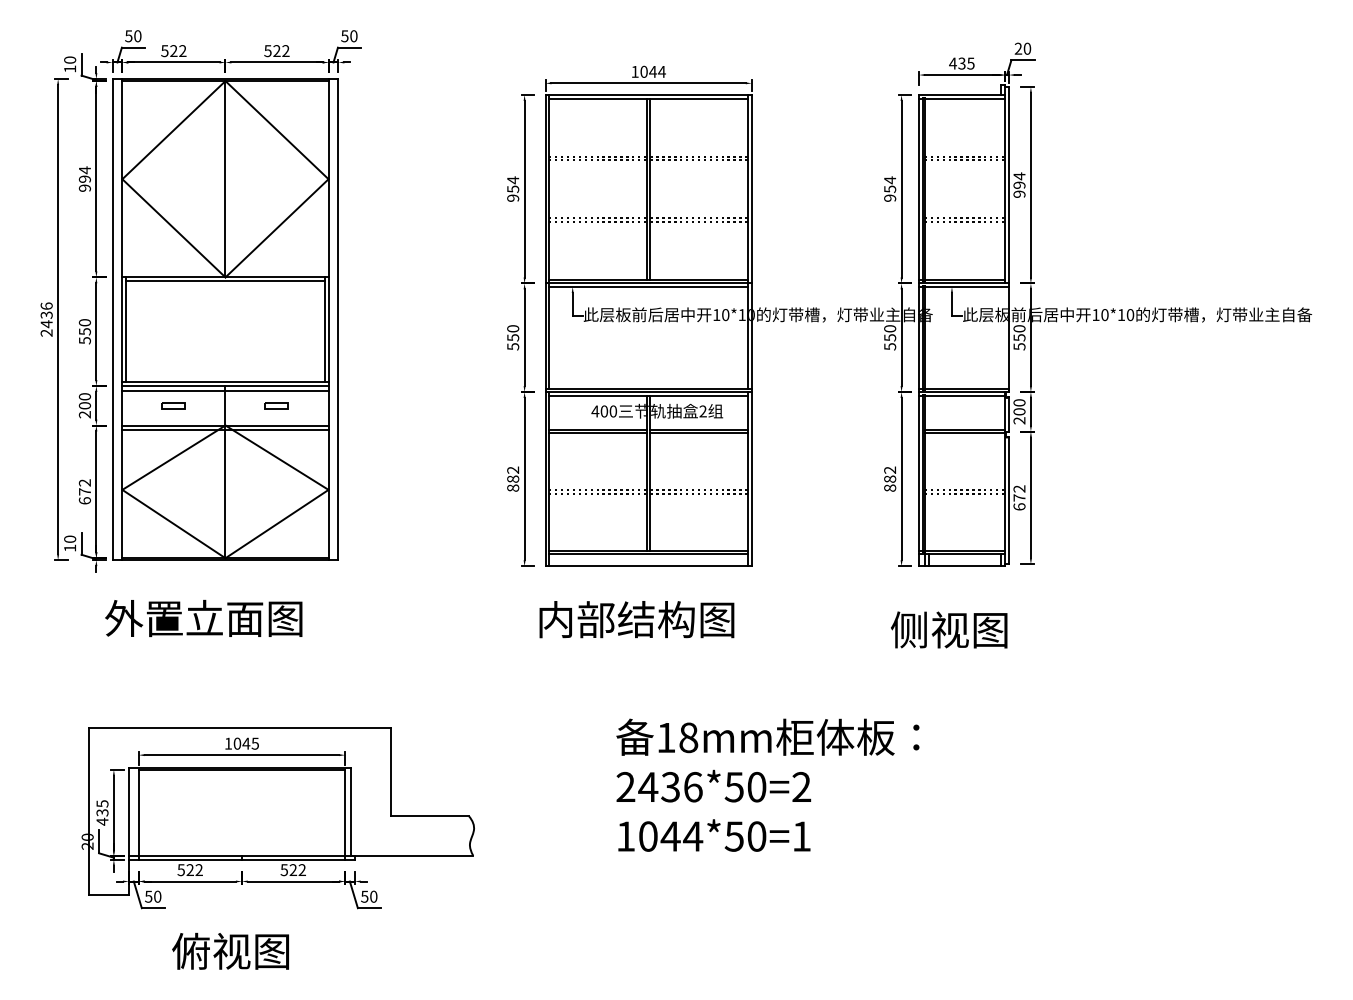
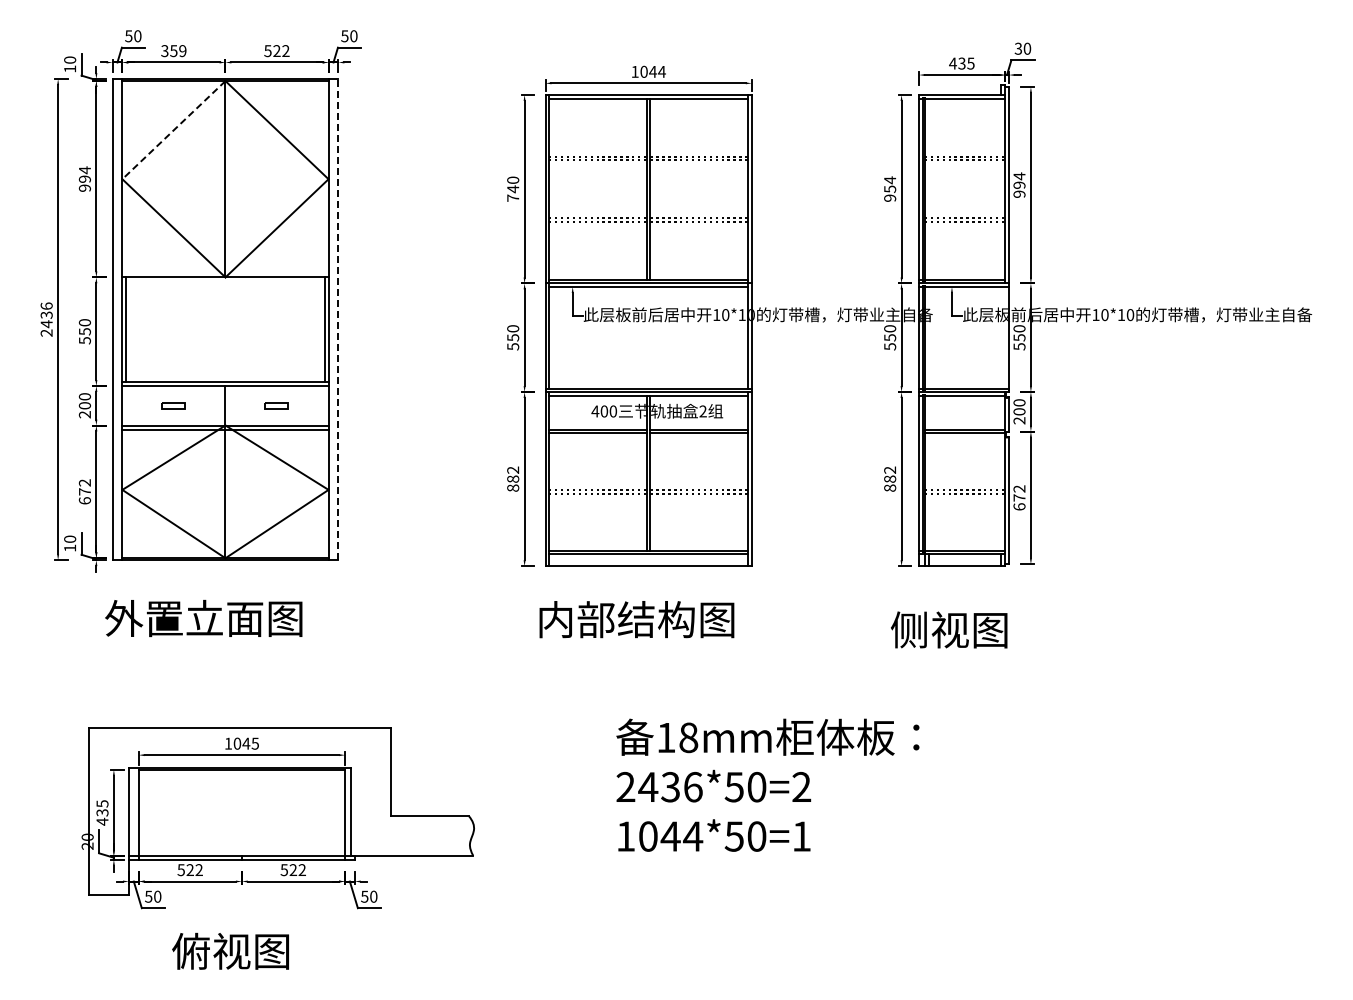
text: 20 -> 30 (1018, 48)
text: 522 -> 359 (173, 51)
line: solid -> dashed (173, 130)
text: 954 -> 740 (513, 188)
line: present -> none (225, 280)
line: solid -> dashed (338, 319)
line: present -> none (225, 390)
